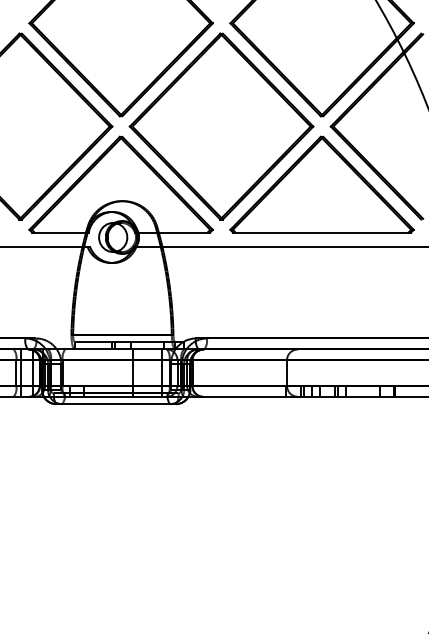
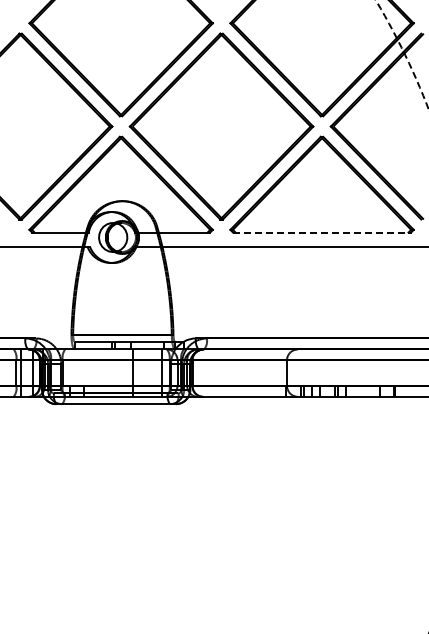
line: solid -> dashed (320, 232)
circle: solid -> dashed (401, 316)
